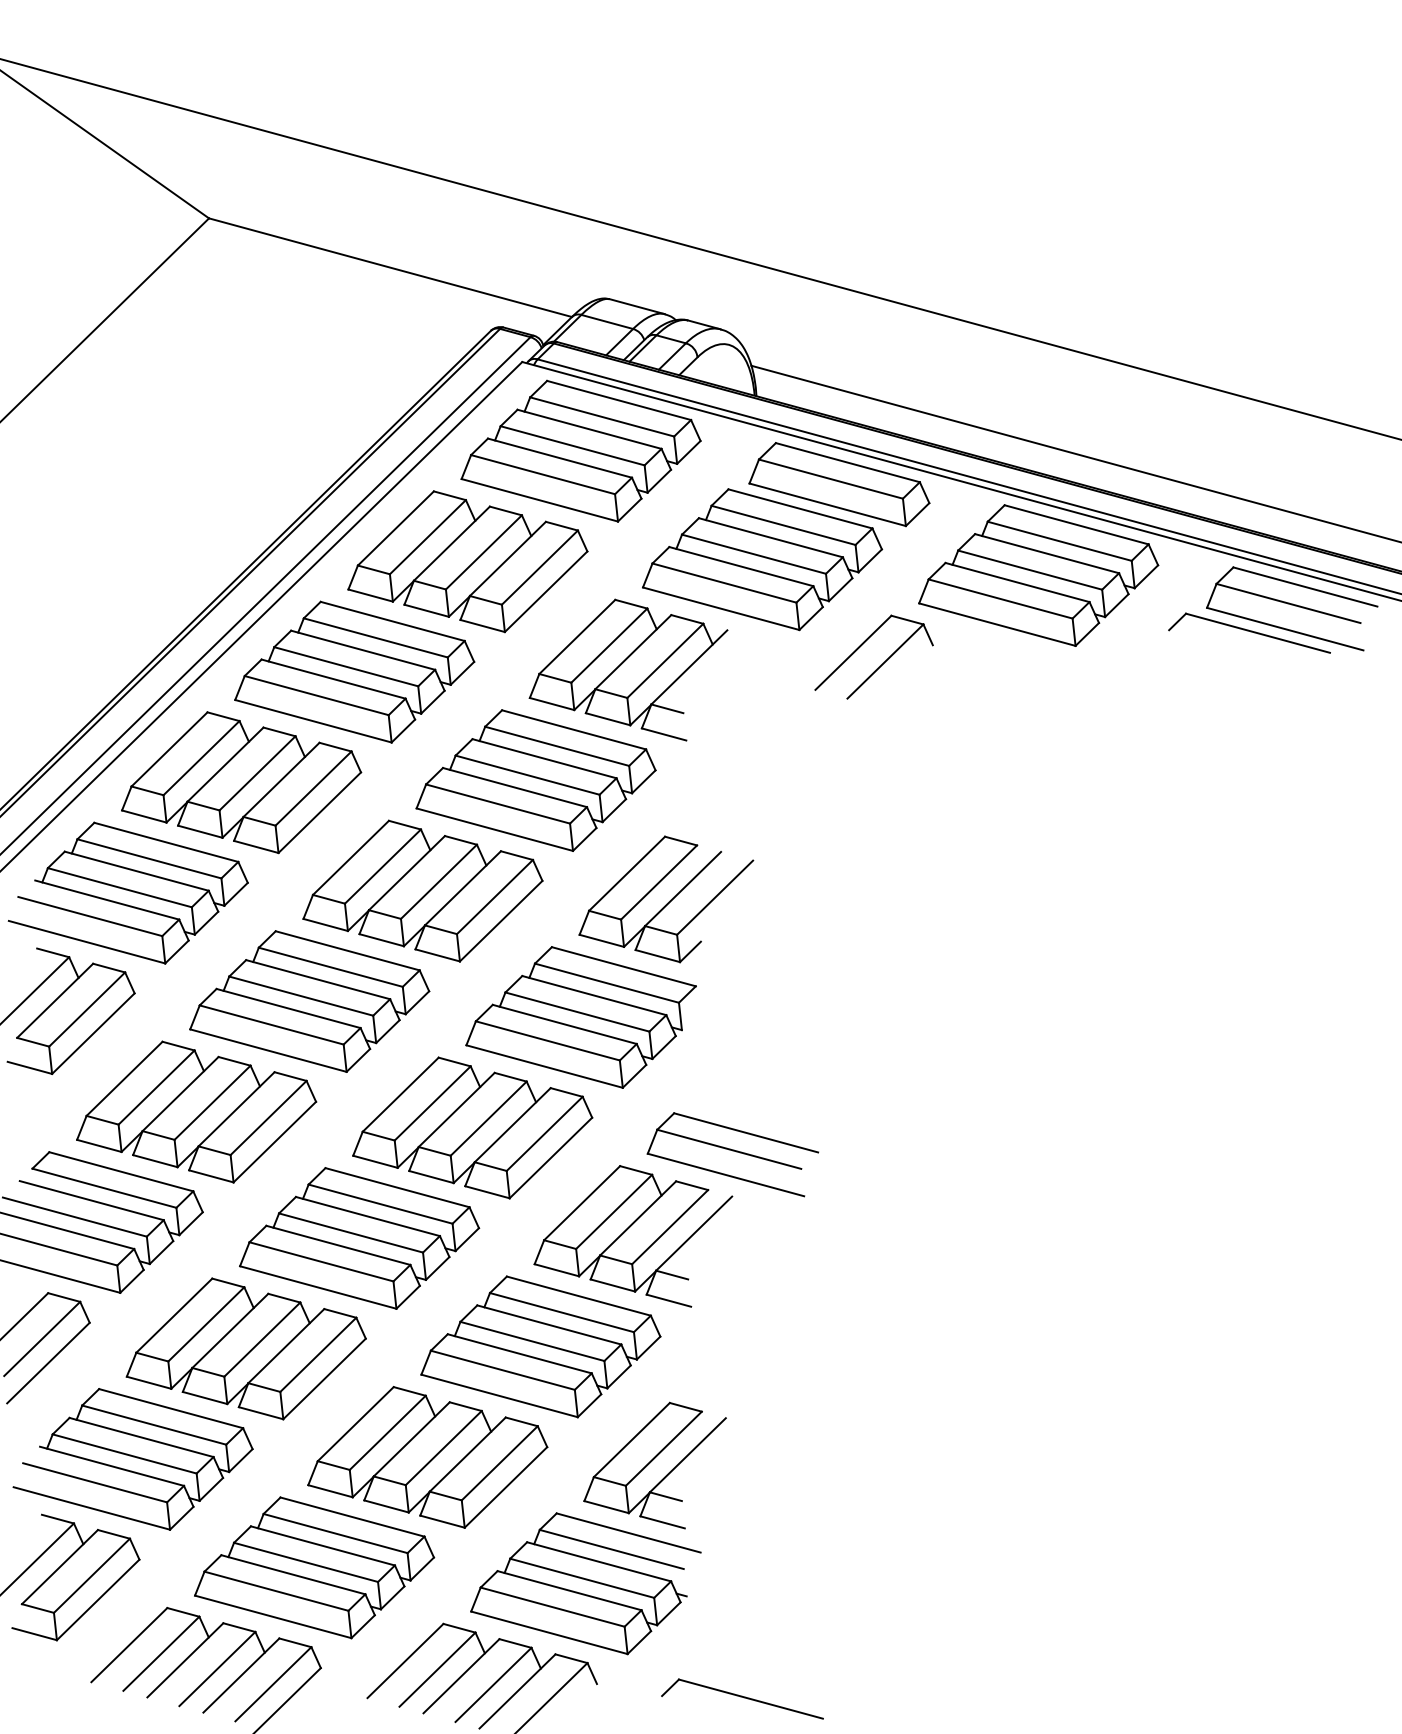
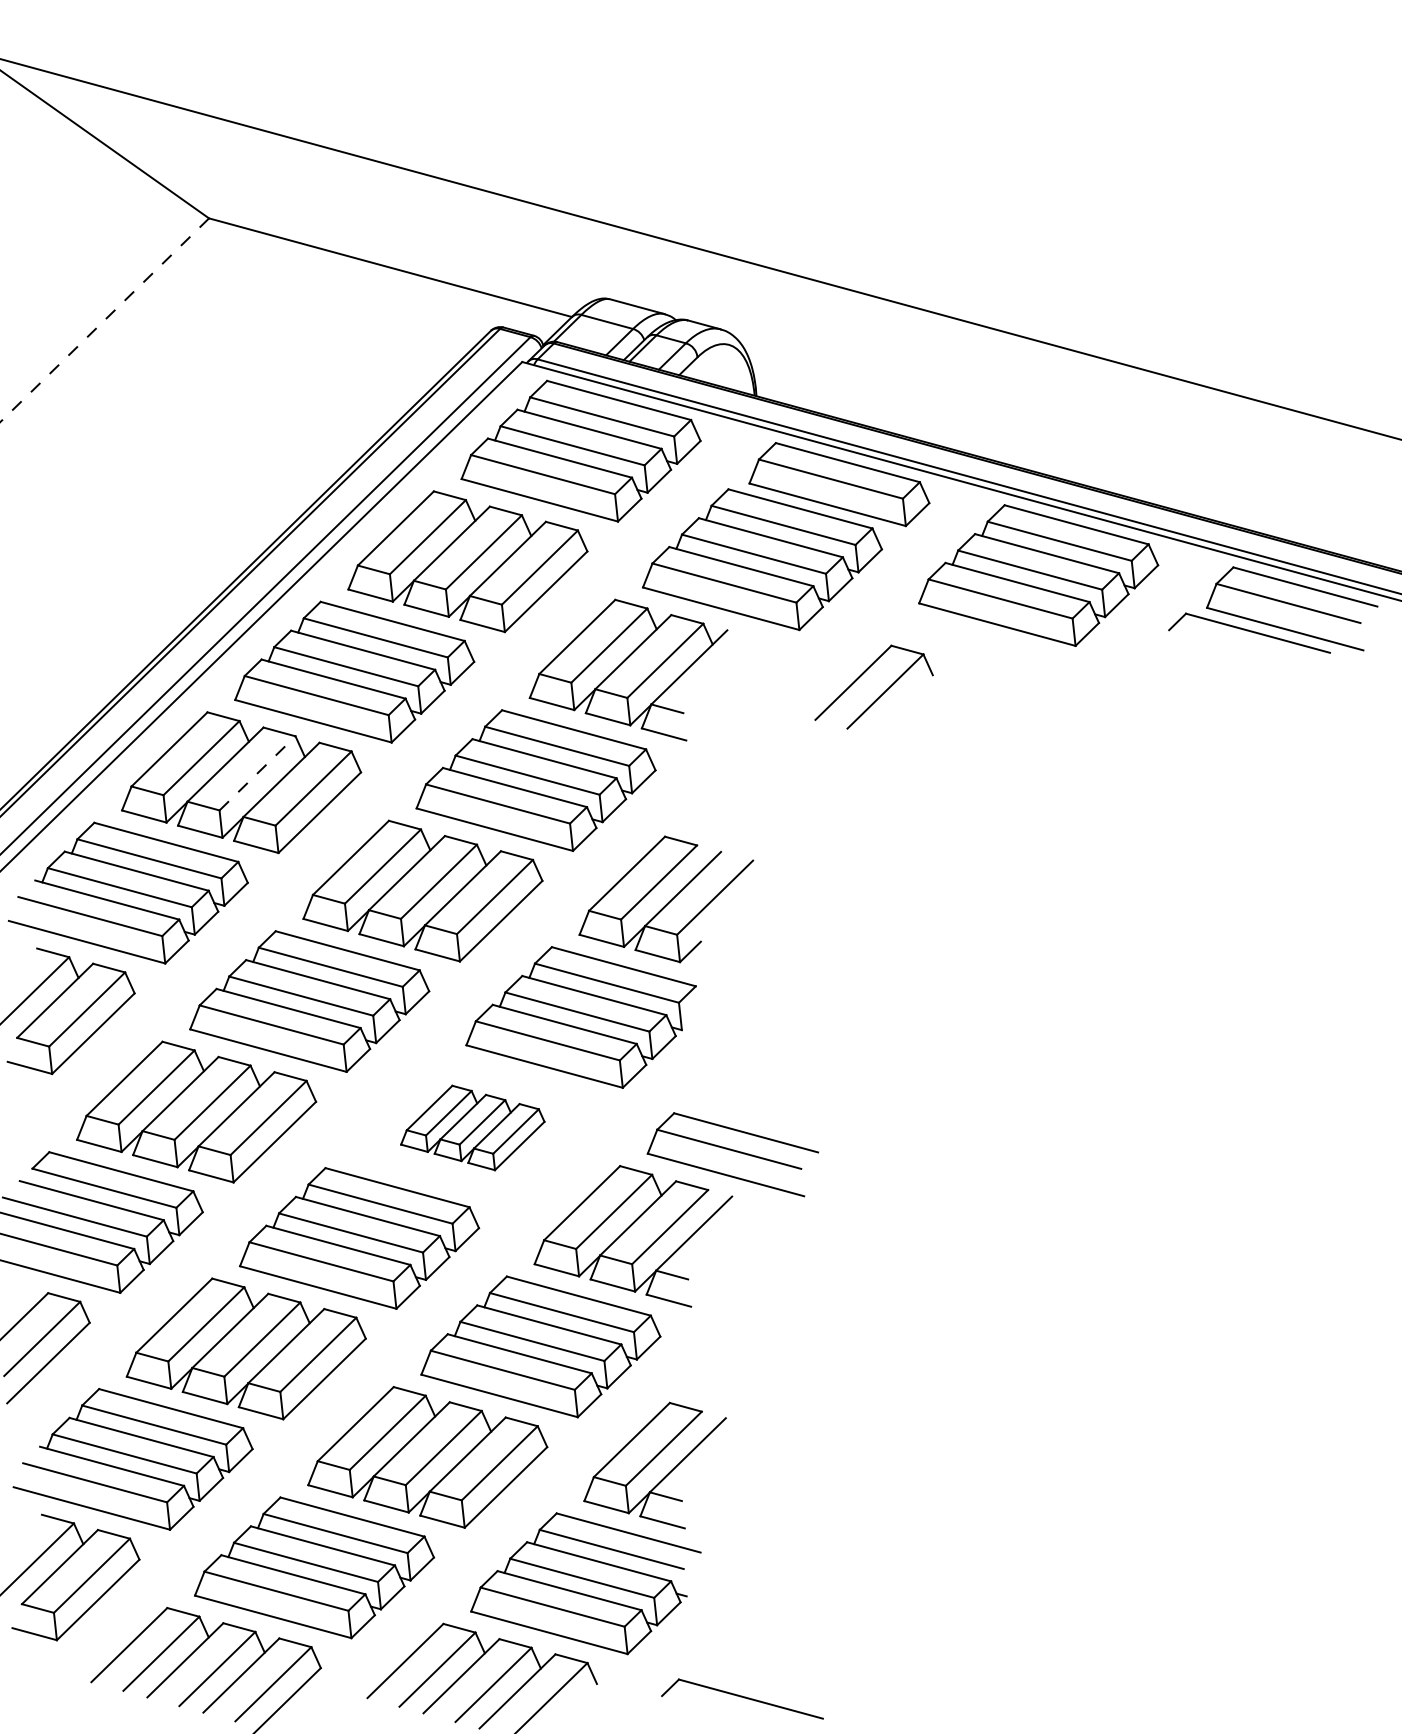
line: solid -> dashed (104, 320)
line: present -> none (1074, 453)
part position: (881, 664) -> (881, 694) (881, 694)
line: solid -> dashed (257, 773)
part size: 242x144 px -> 146x88 px (472, 1127)
